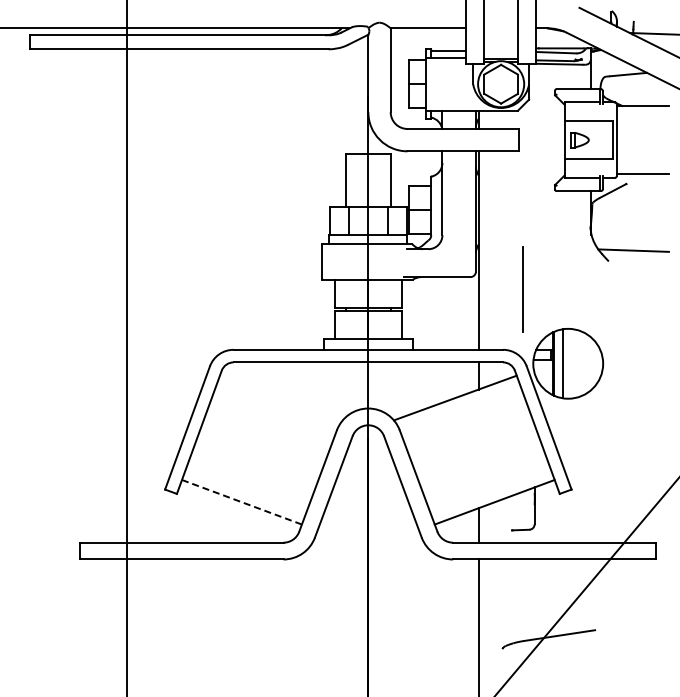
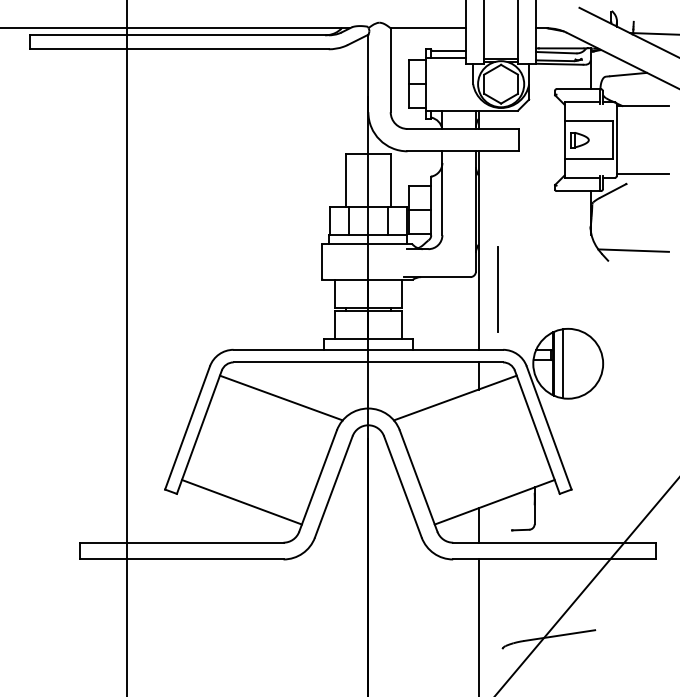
line position: (522, 289) -> (497, 289) (497, 289)
line: none -> present (280, 397)
line: dashed -> solid (241, 502)
